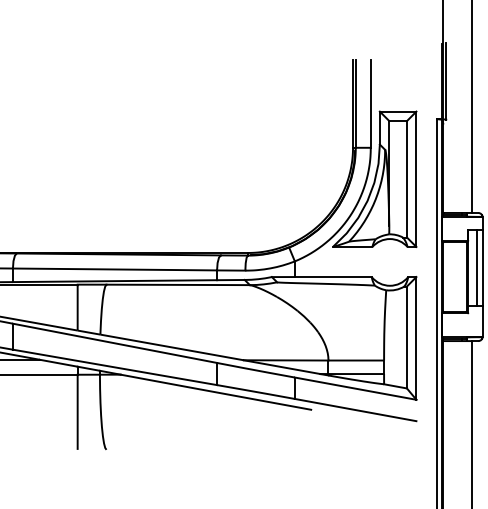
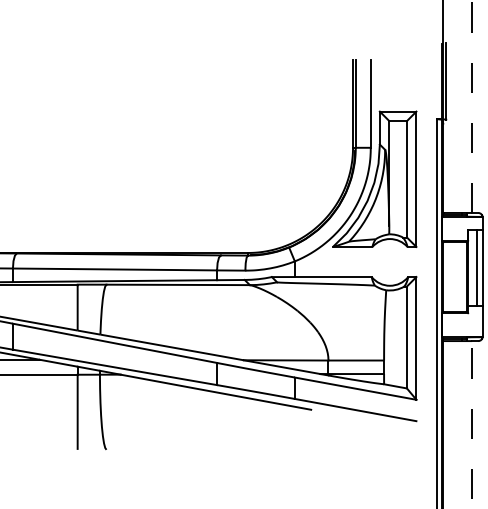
line: solid -> dashed (472, 106)
line: solid -> dashed (472, 424)
